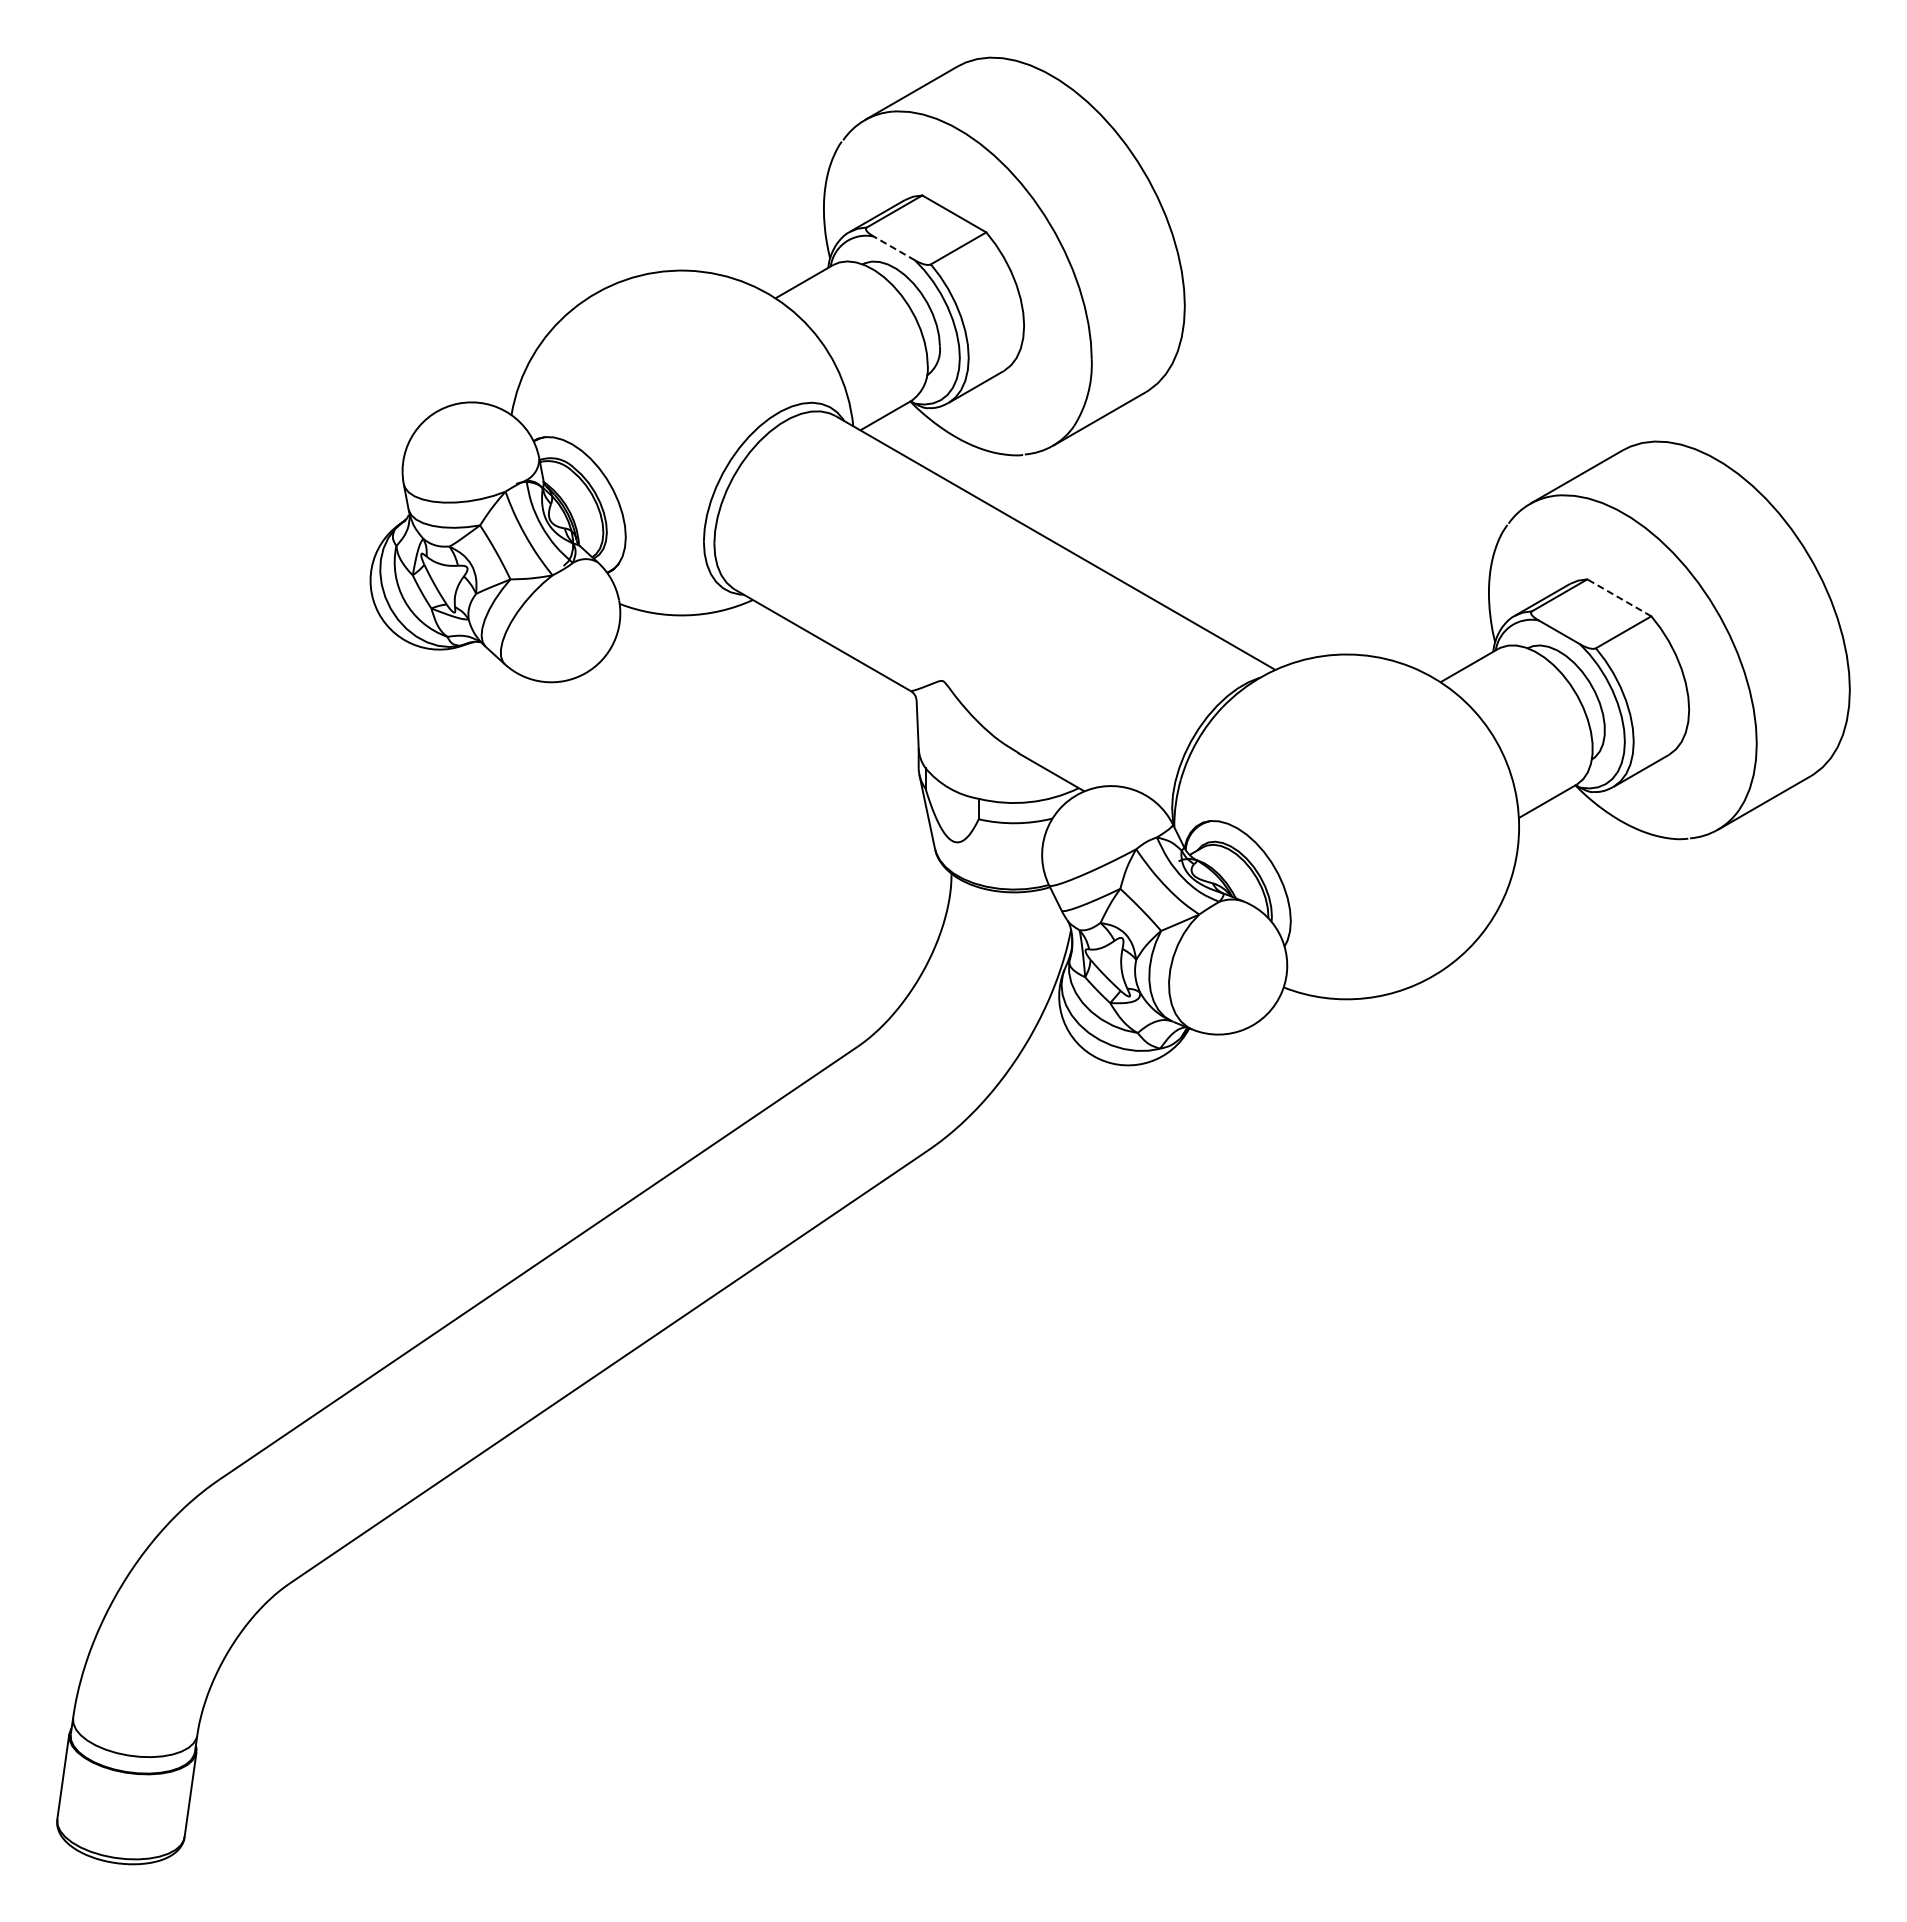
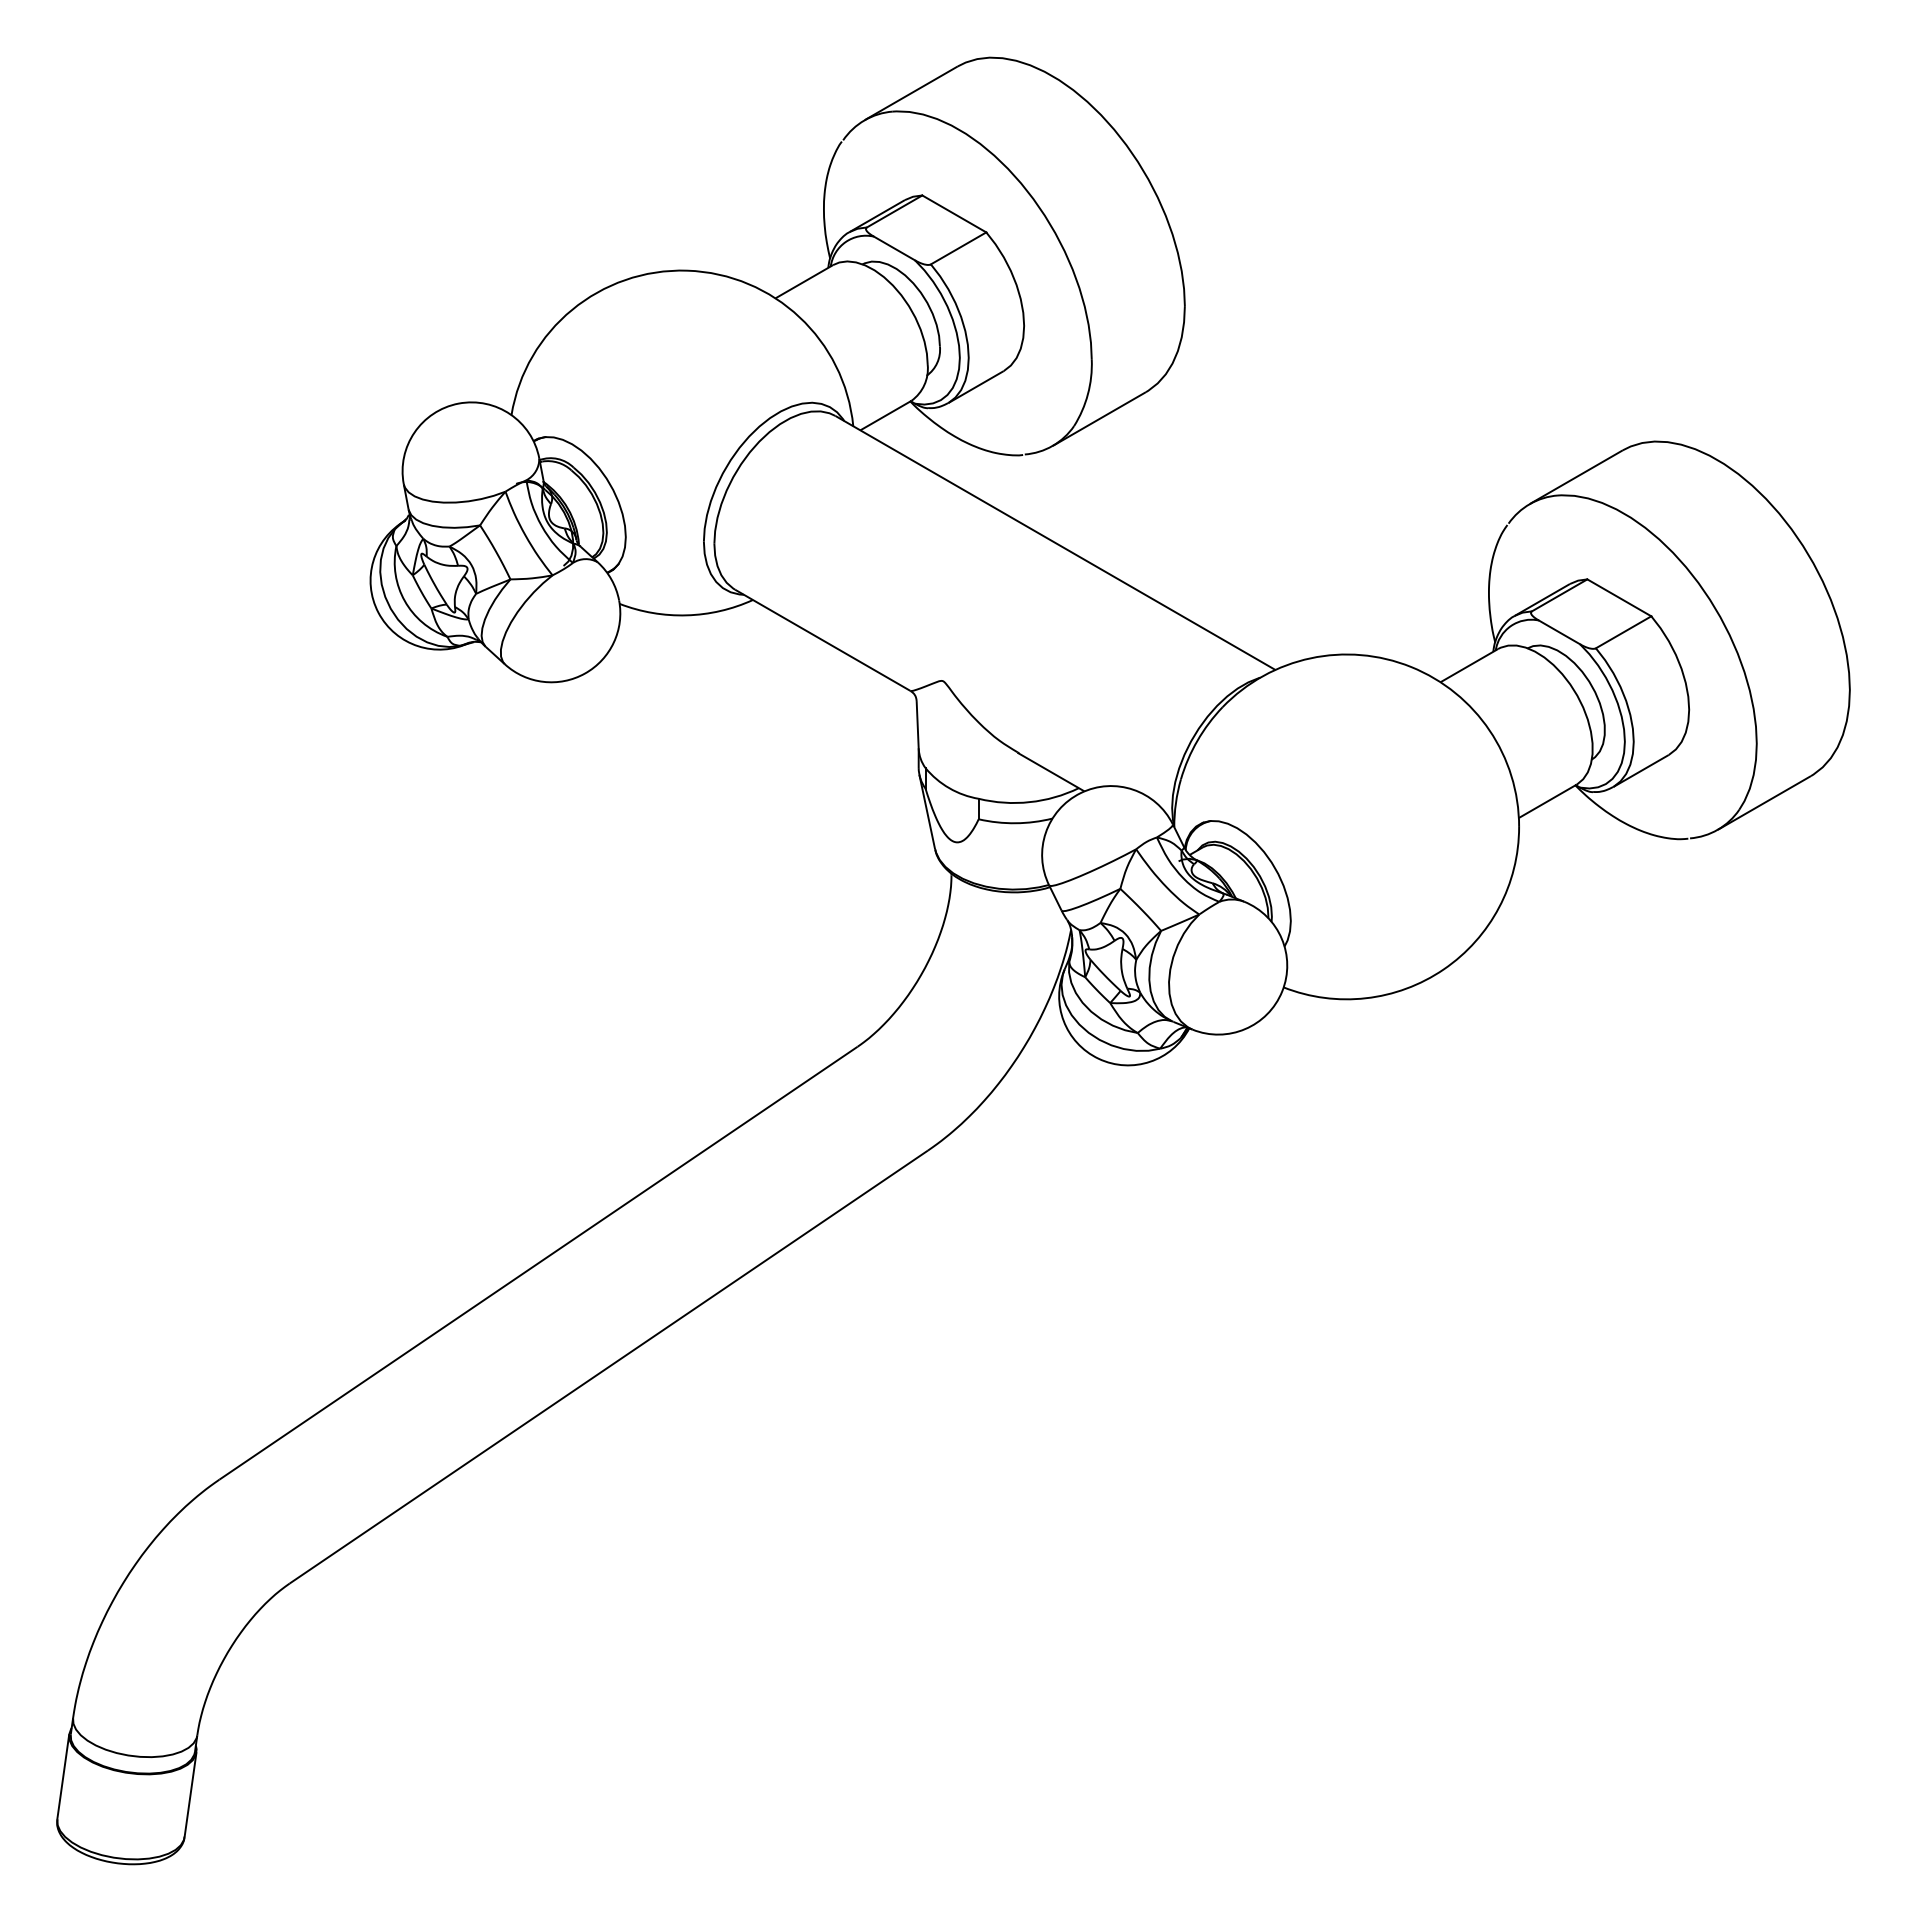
line: dashed -> solid (894, 248)
line: dashed -> solid (1619, 597)
